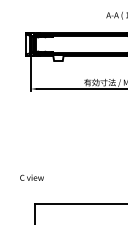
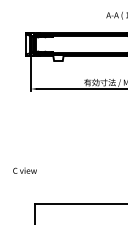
text position: (31, 177) -> (24, 170) (24, 170)
